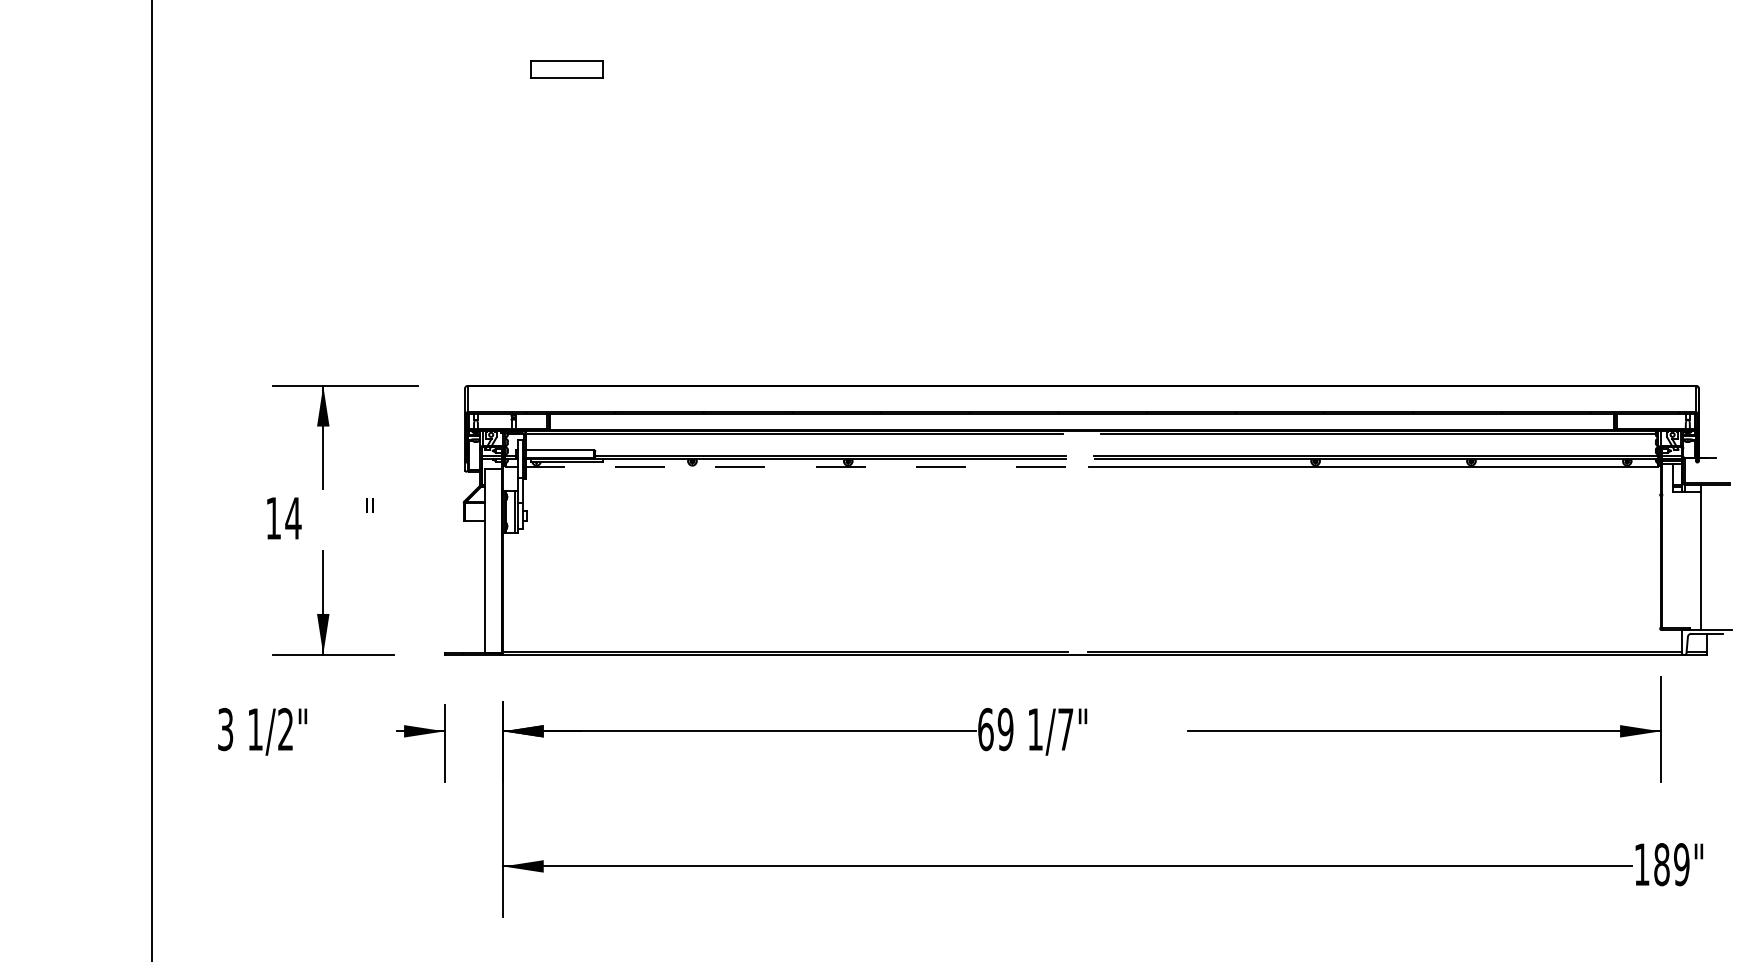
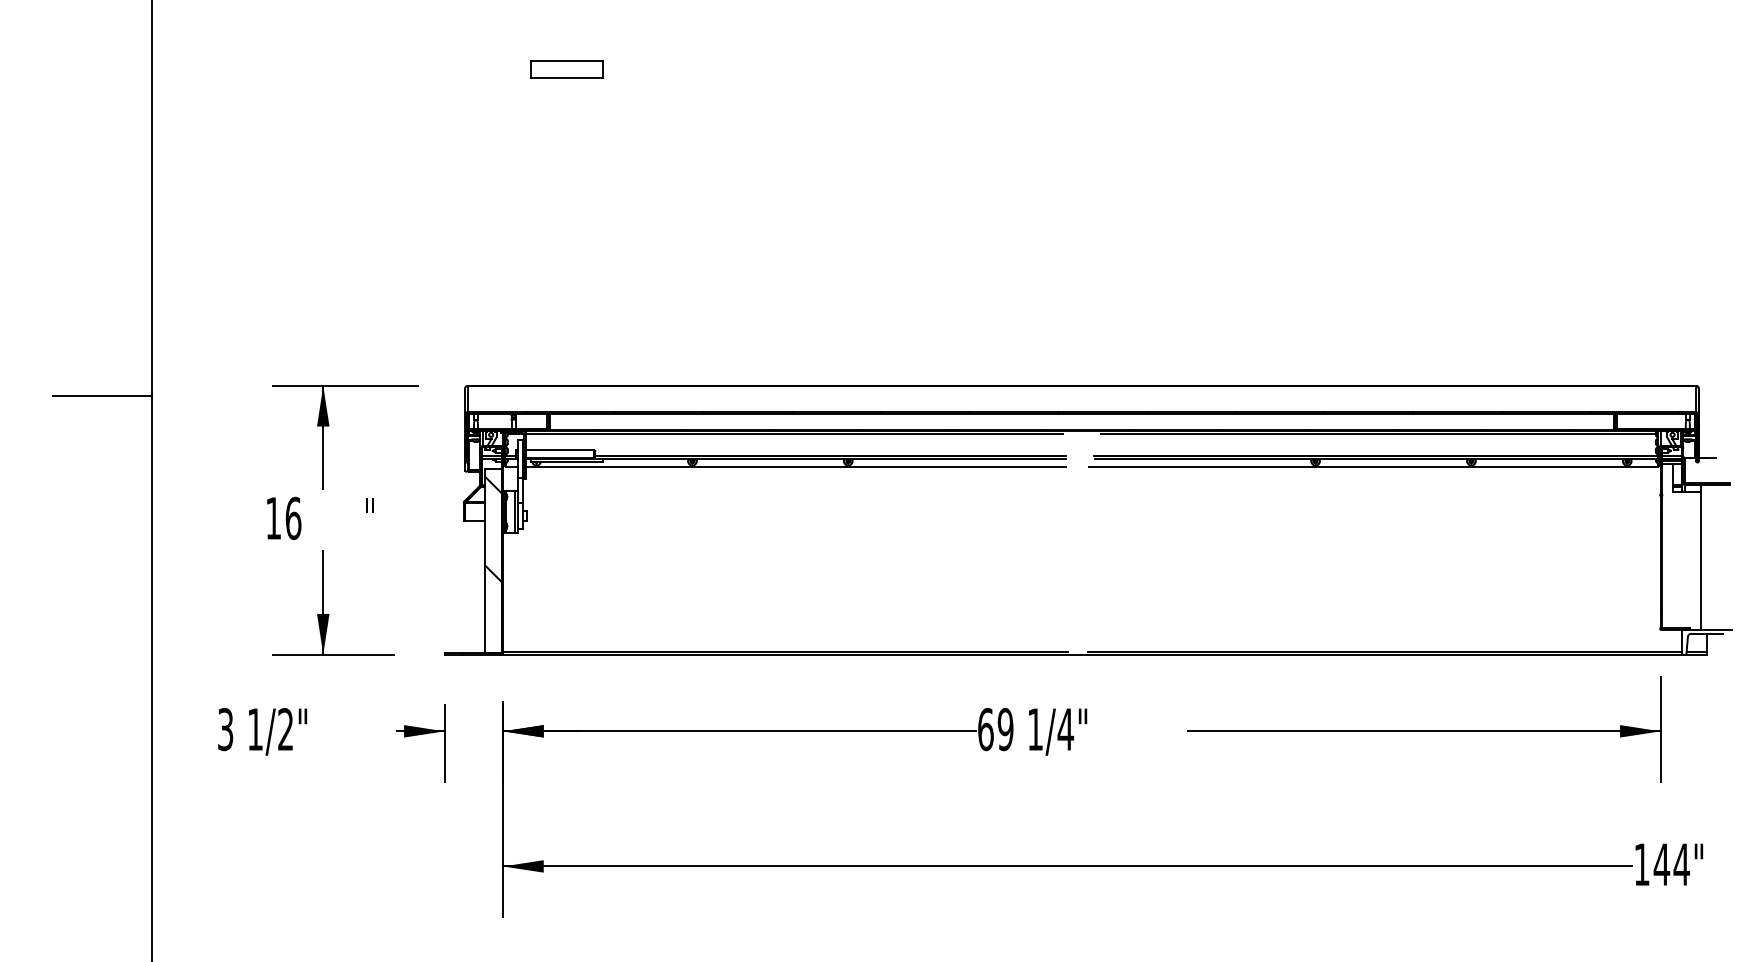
line: none -> present (101, 396)
line: dashed -> solid (795, 467)
text: 14 -> 16 (293, 517)
hatch: none -> present (493, 529)
text: 1/7" -> 1/4" (1065, 729)
text: 189" -> 144" (1671, 864)
